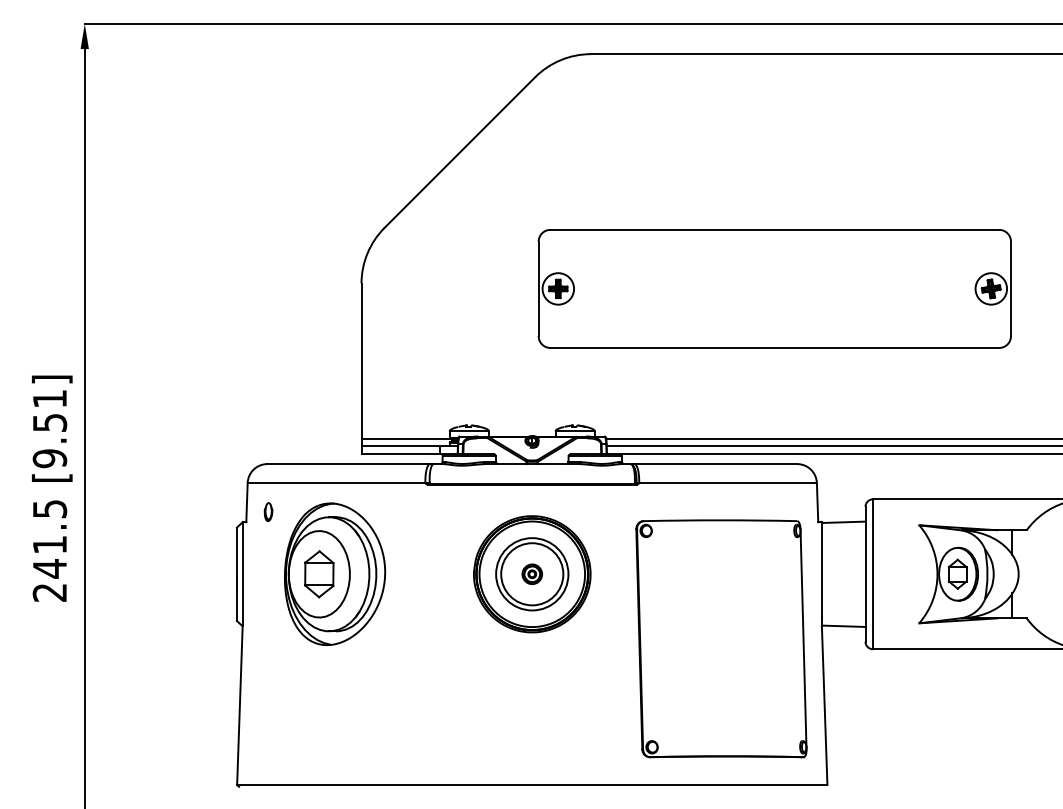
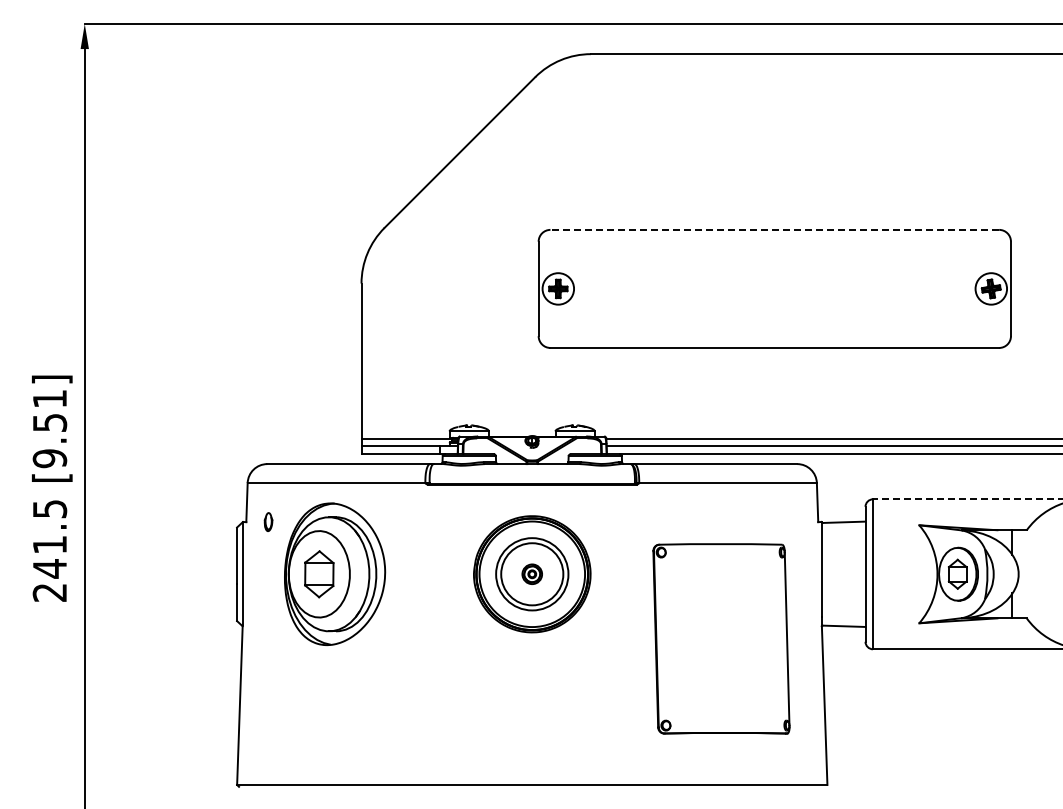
line: solid -> dashed (774, 229)
line: solid -> dashed (967, 499)
part position: (268, 511) -> (268, 521) (268, 521)
part size: 173x240 px -> 139x192 px (721, 638)
